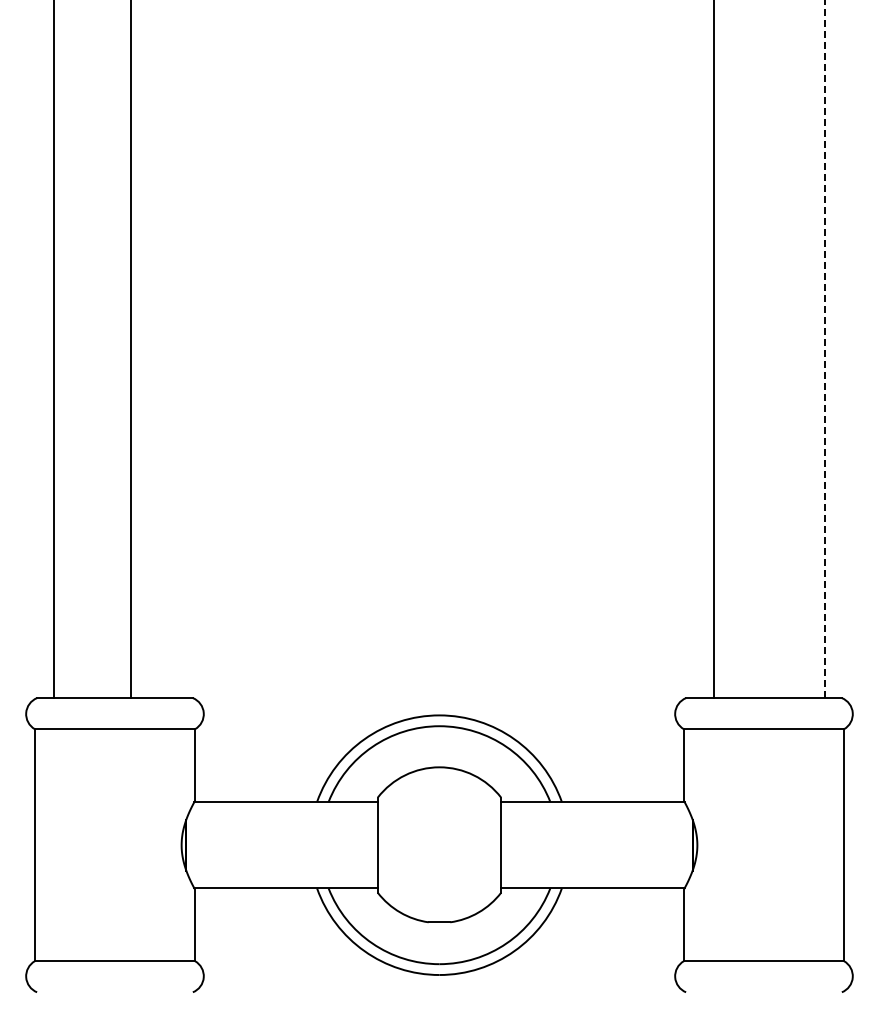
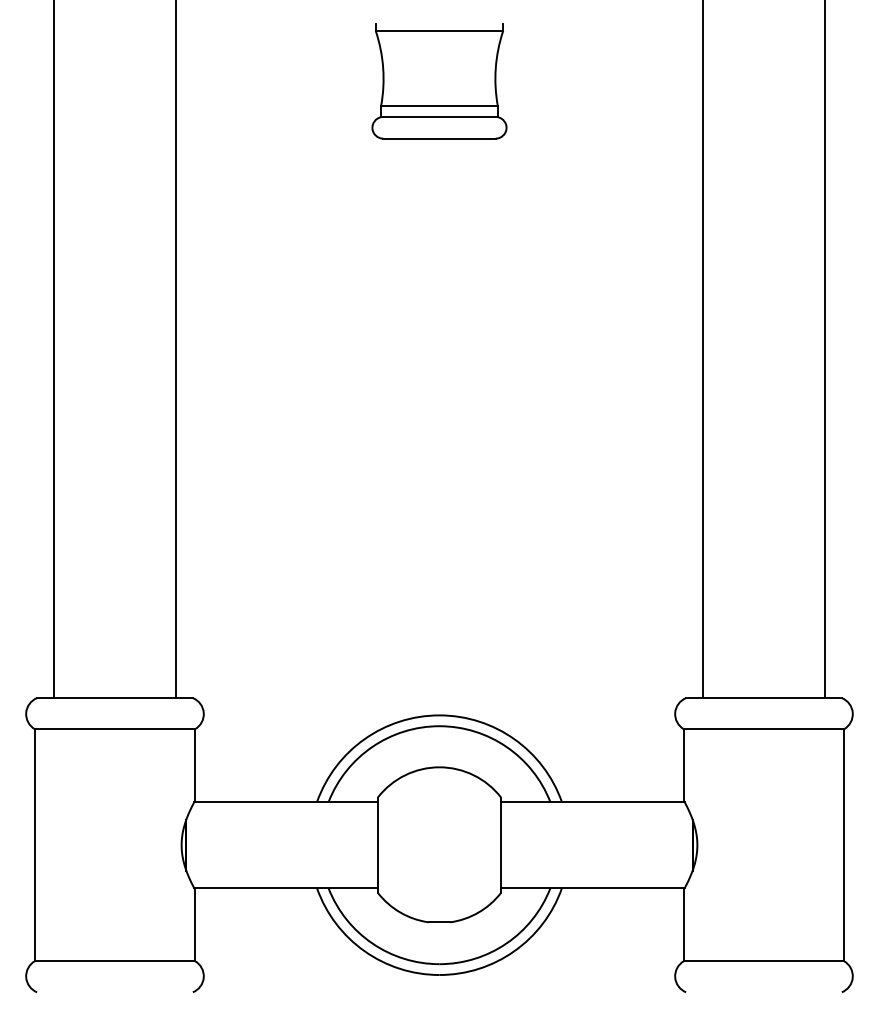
part: none -> present (439, 81)
line: dashed -> solid (824, 349)
line position: (130, 350) -> (175, 350) (175, 350)
line position: (714, 350) -> (703, 350) (703, 350)
